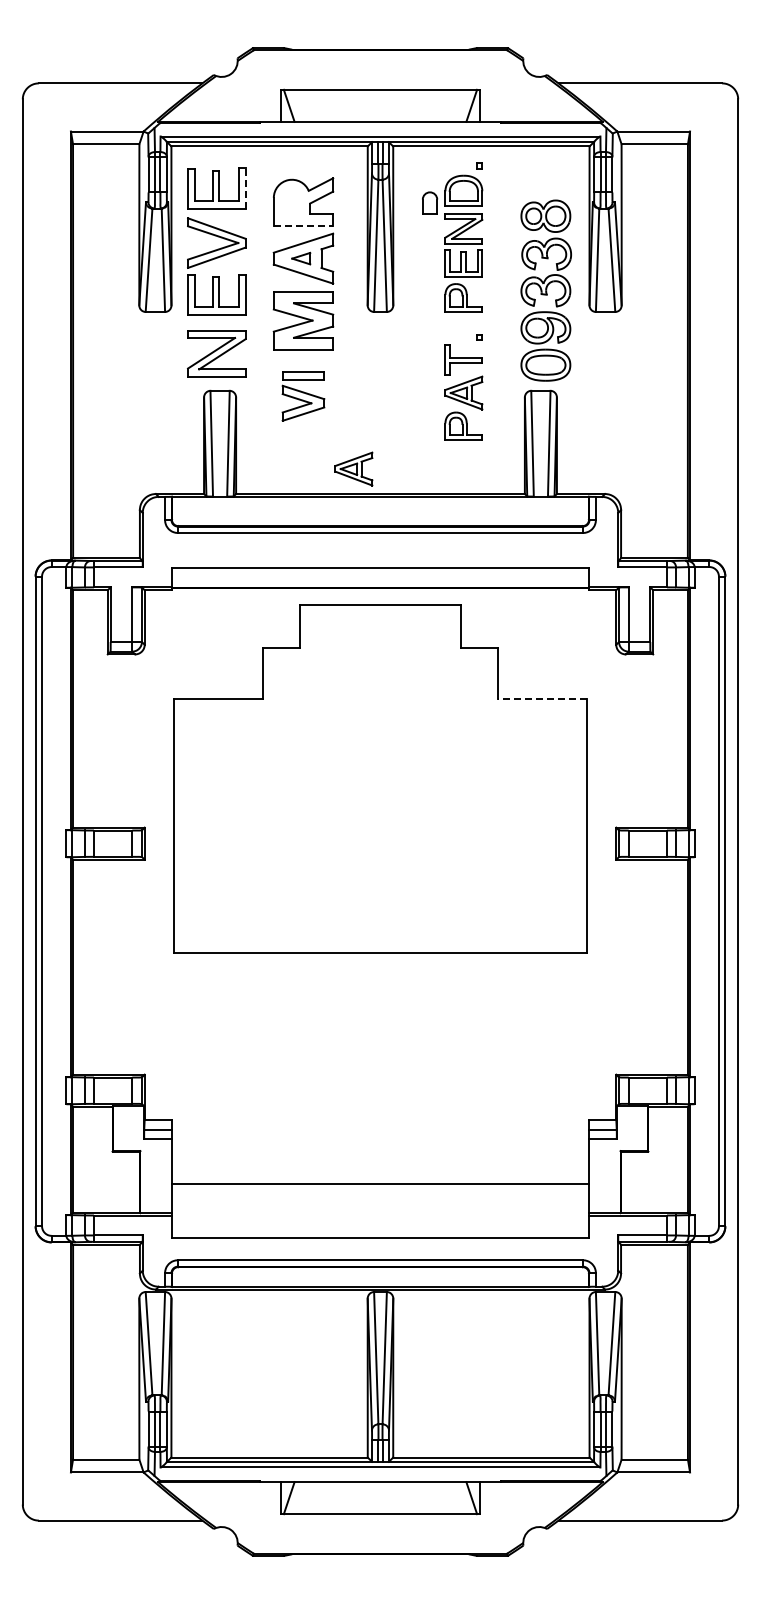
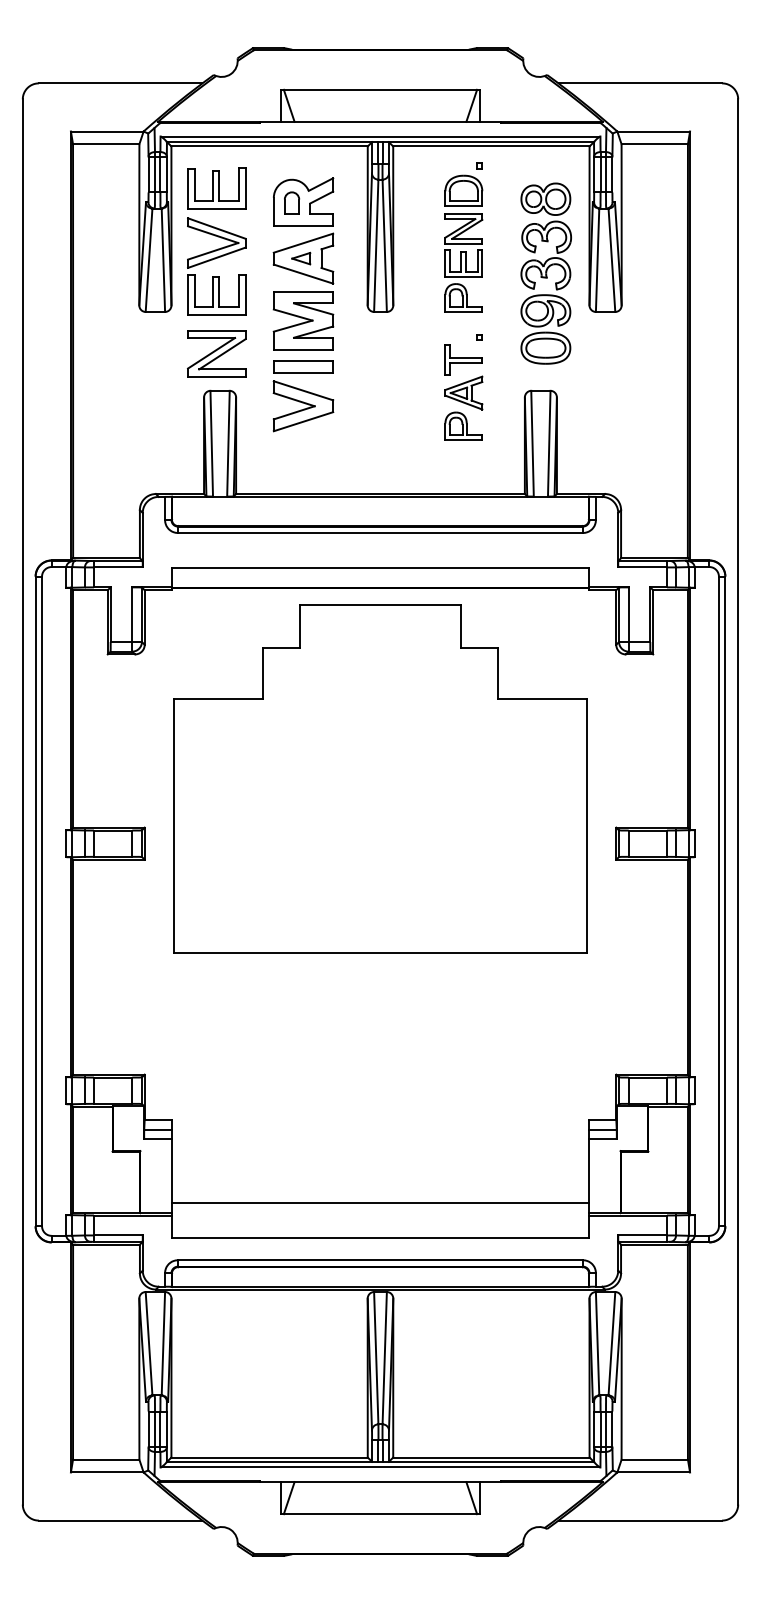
line: dashed -> solid (245, 187)
part position: (430, 202) -> (292, 202) (292, 202)
line: dashed -> solid (303, 225)
part position: (545, 290) -> (545, 273) (545, 273)
part size: 45x51 px -> 63x73 px (303, 396)
part: present -> none (353, 468)
line: dashed -> solid (542, 699)
line position: (380, 1184) -> (380, 1203) (380, 1203)
